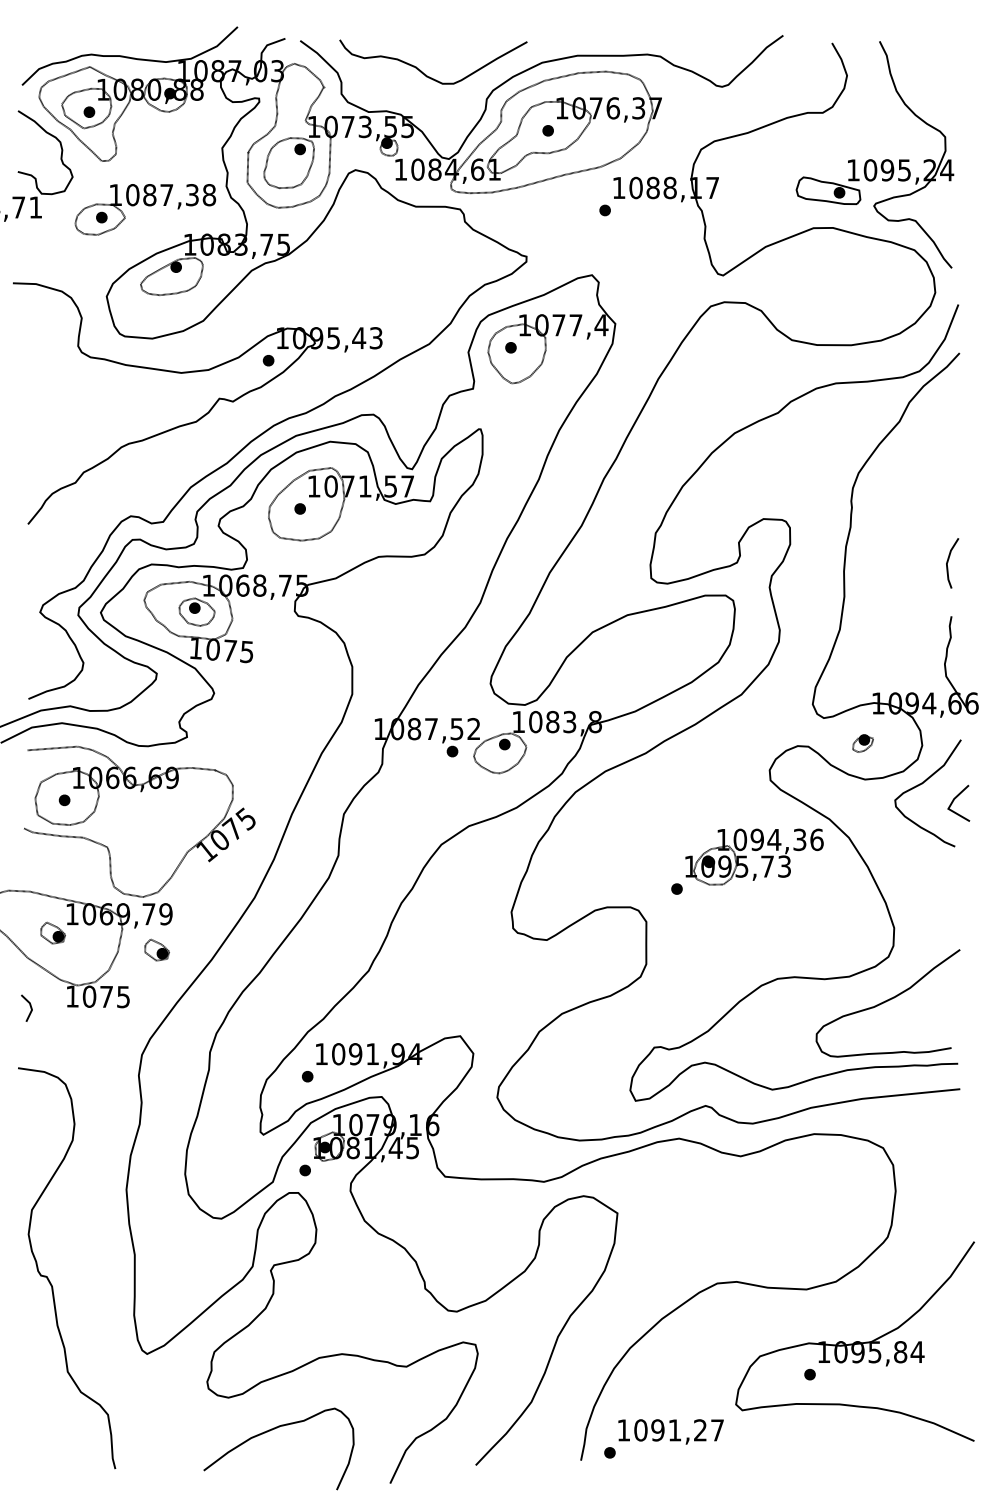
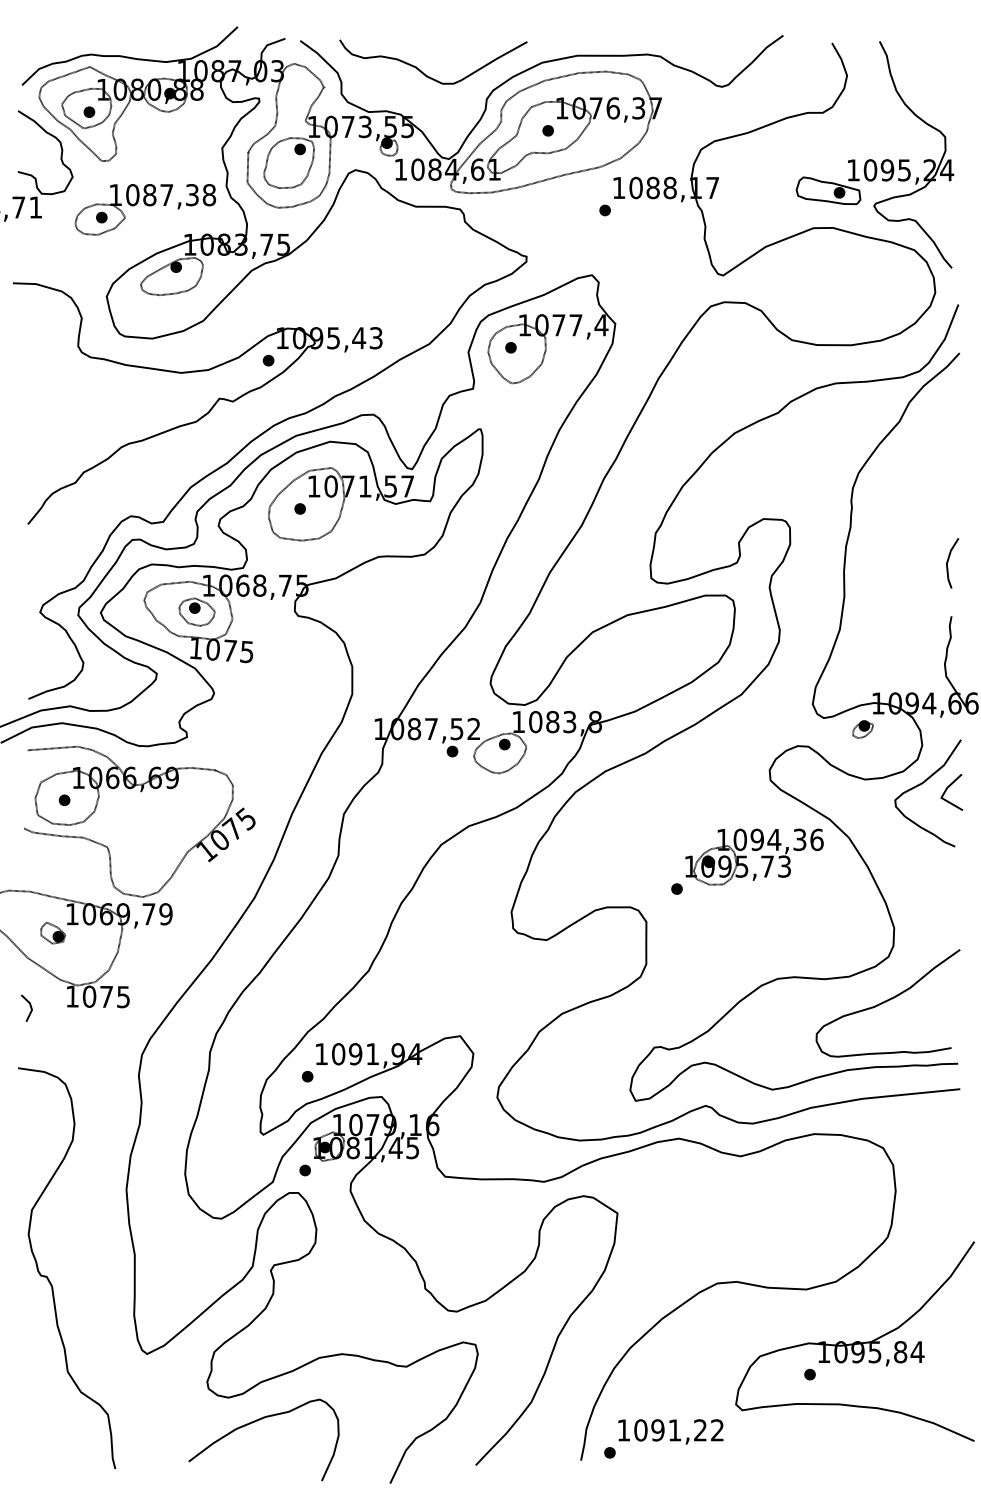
part position: (862, 743) -> (862, 729) (862, 729)
line position: (955, 799) -> (948, 788) (948, 788)
part: present -> none (156, 949)
text: 1091,27 -> 1091,22 (717, 1430)
curve position: (270, 1431) -> (255, 1422) (255, 1422)
